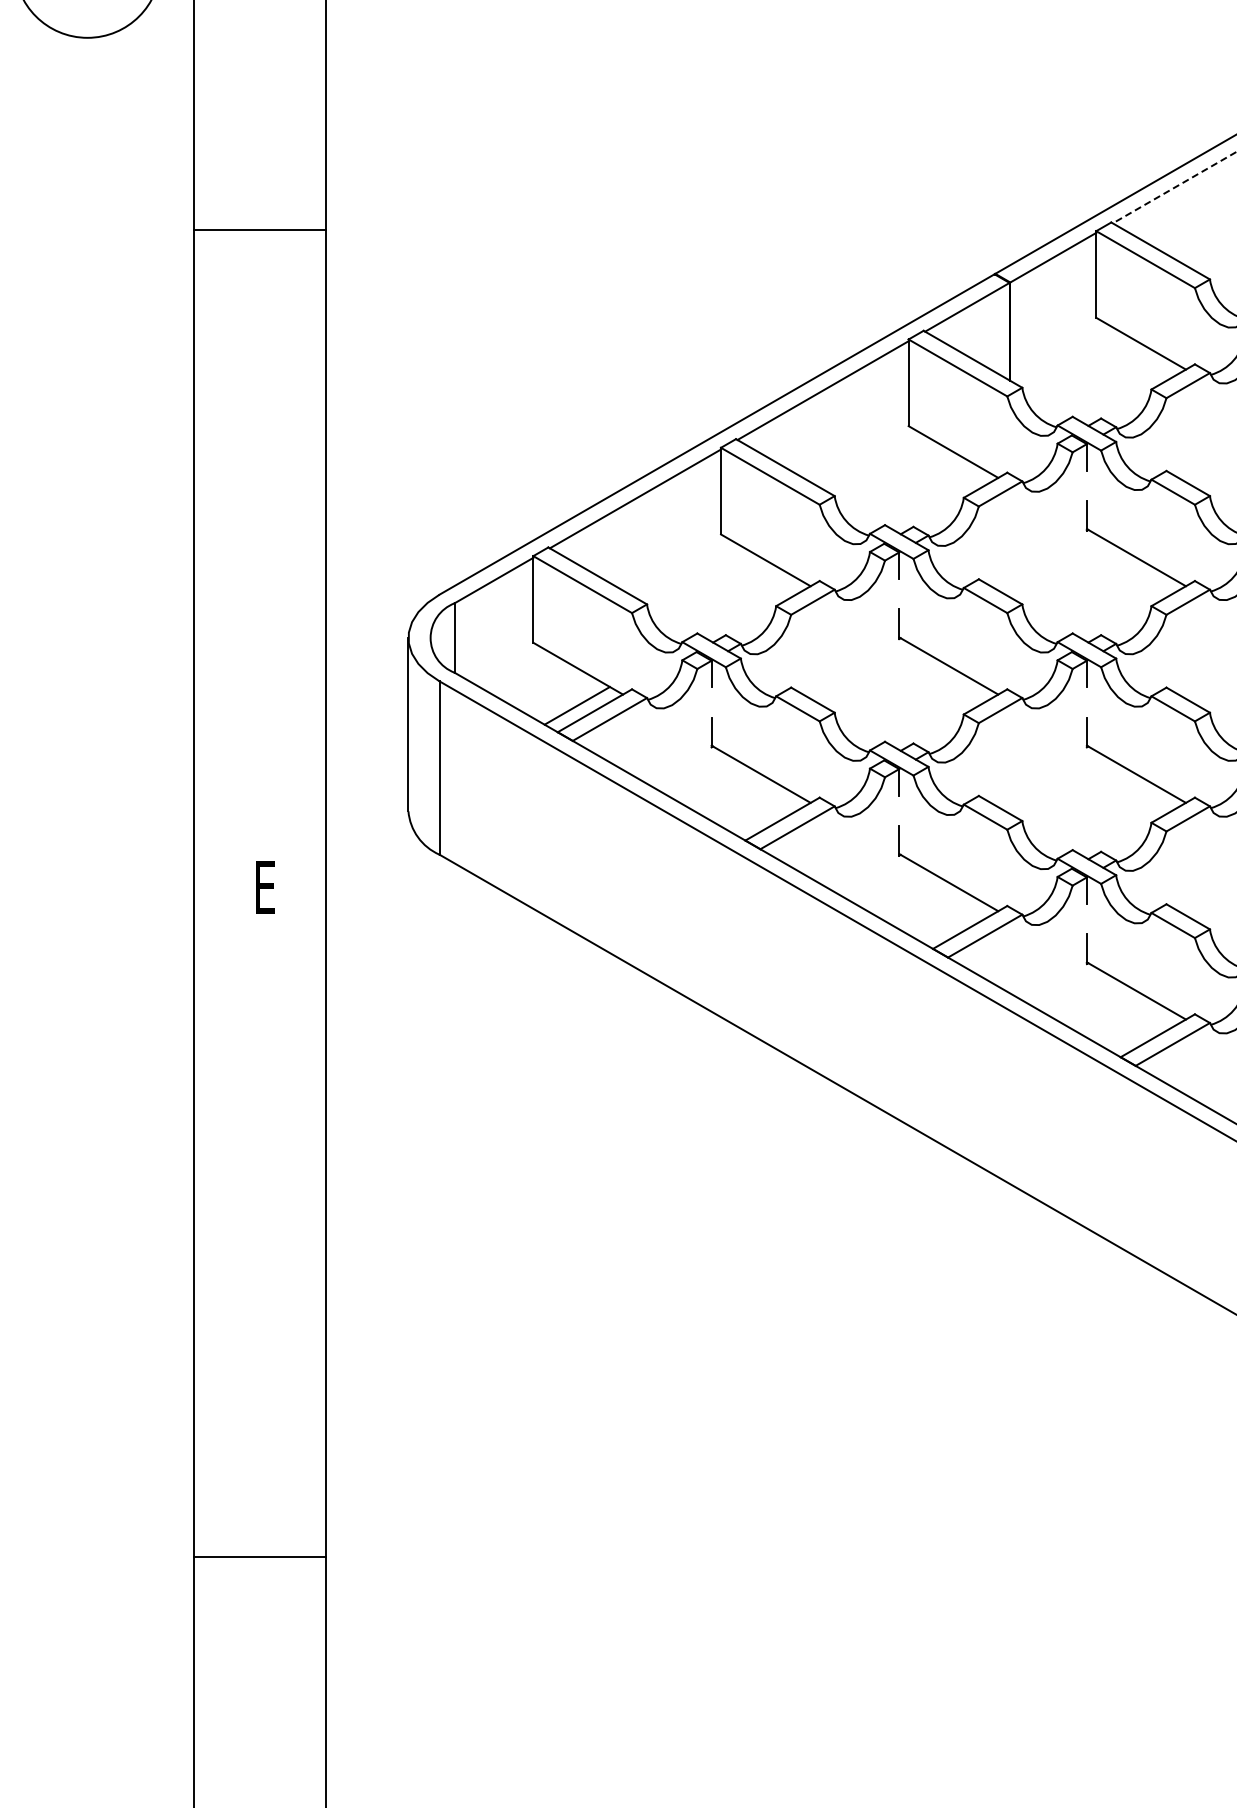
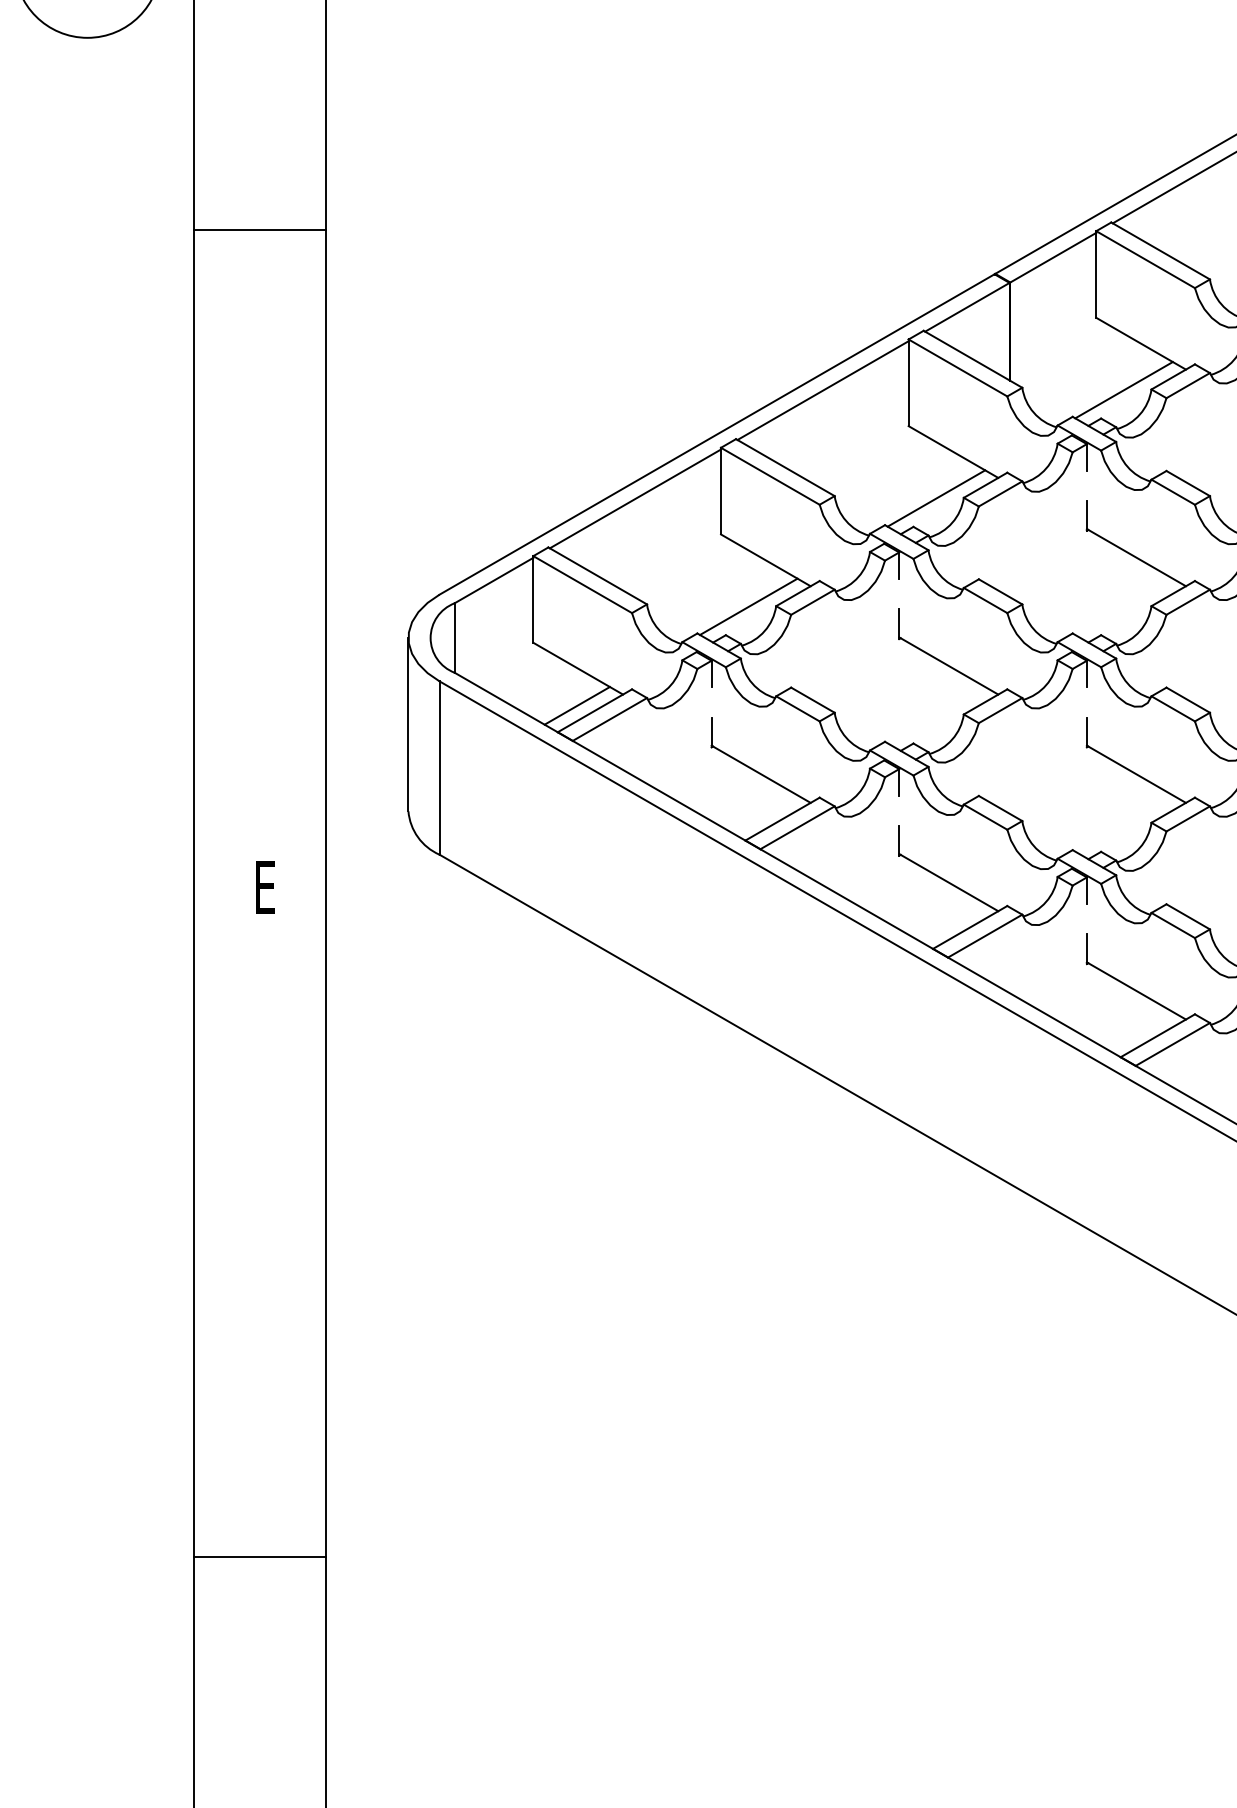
line: dashed -> solid (1174, 187)
line: none -> present (1123, 390)
line: none -> present (936, 498)
line: none -> present (748, 606)
